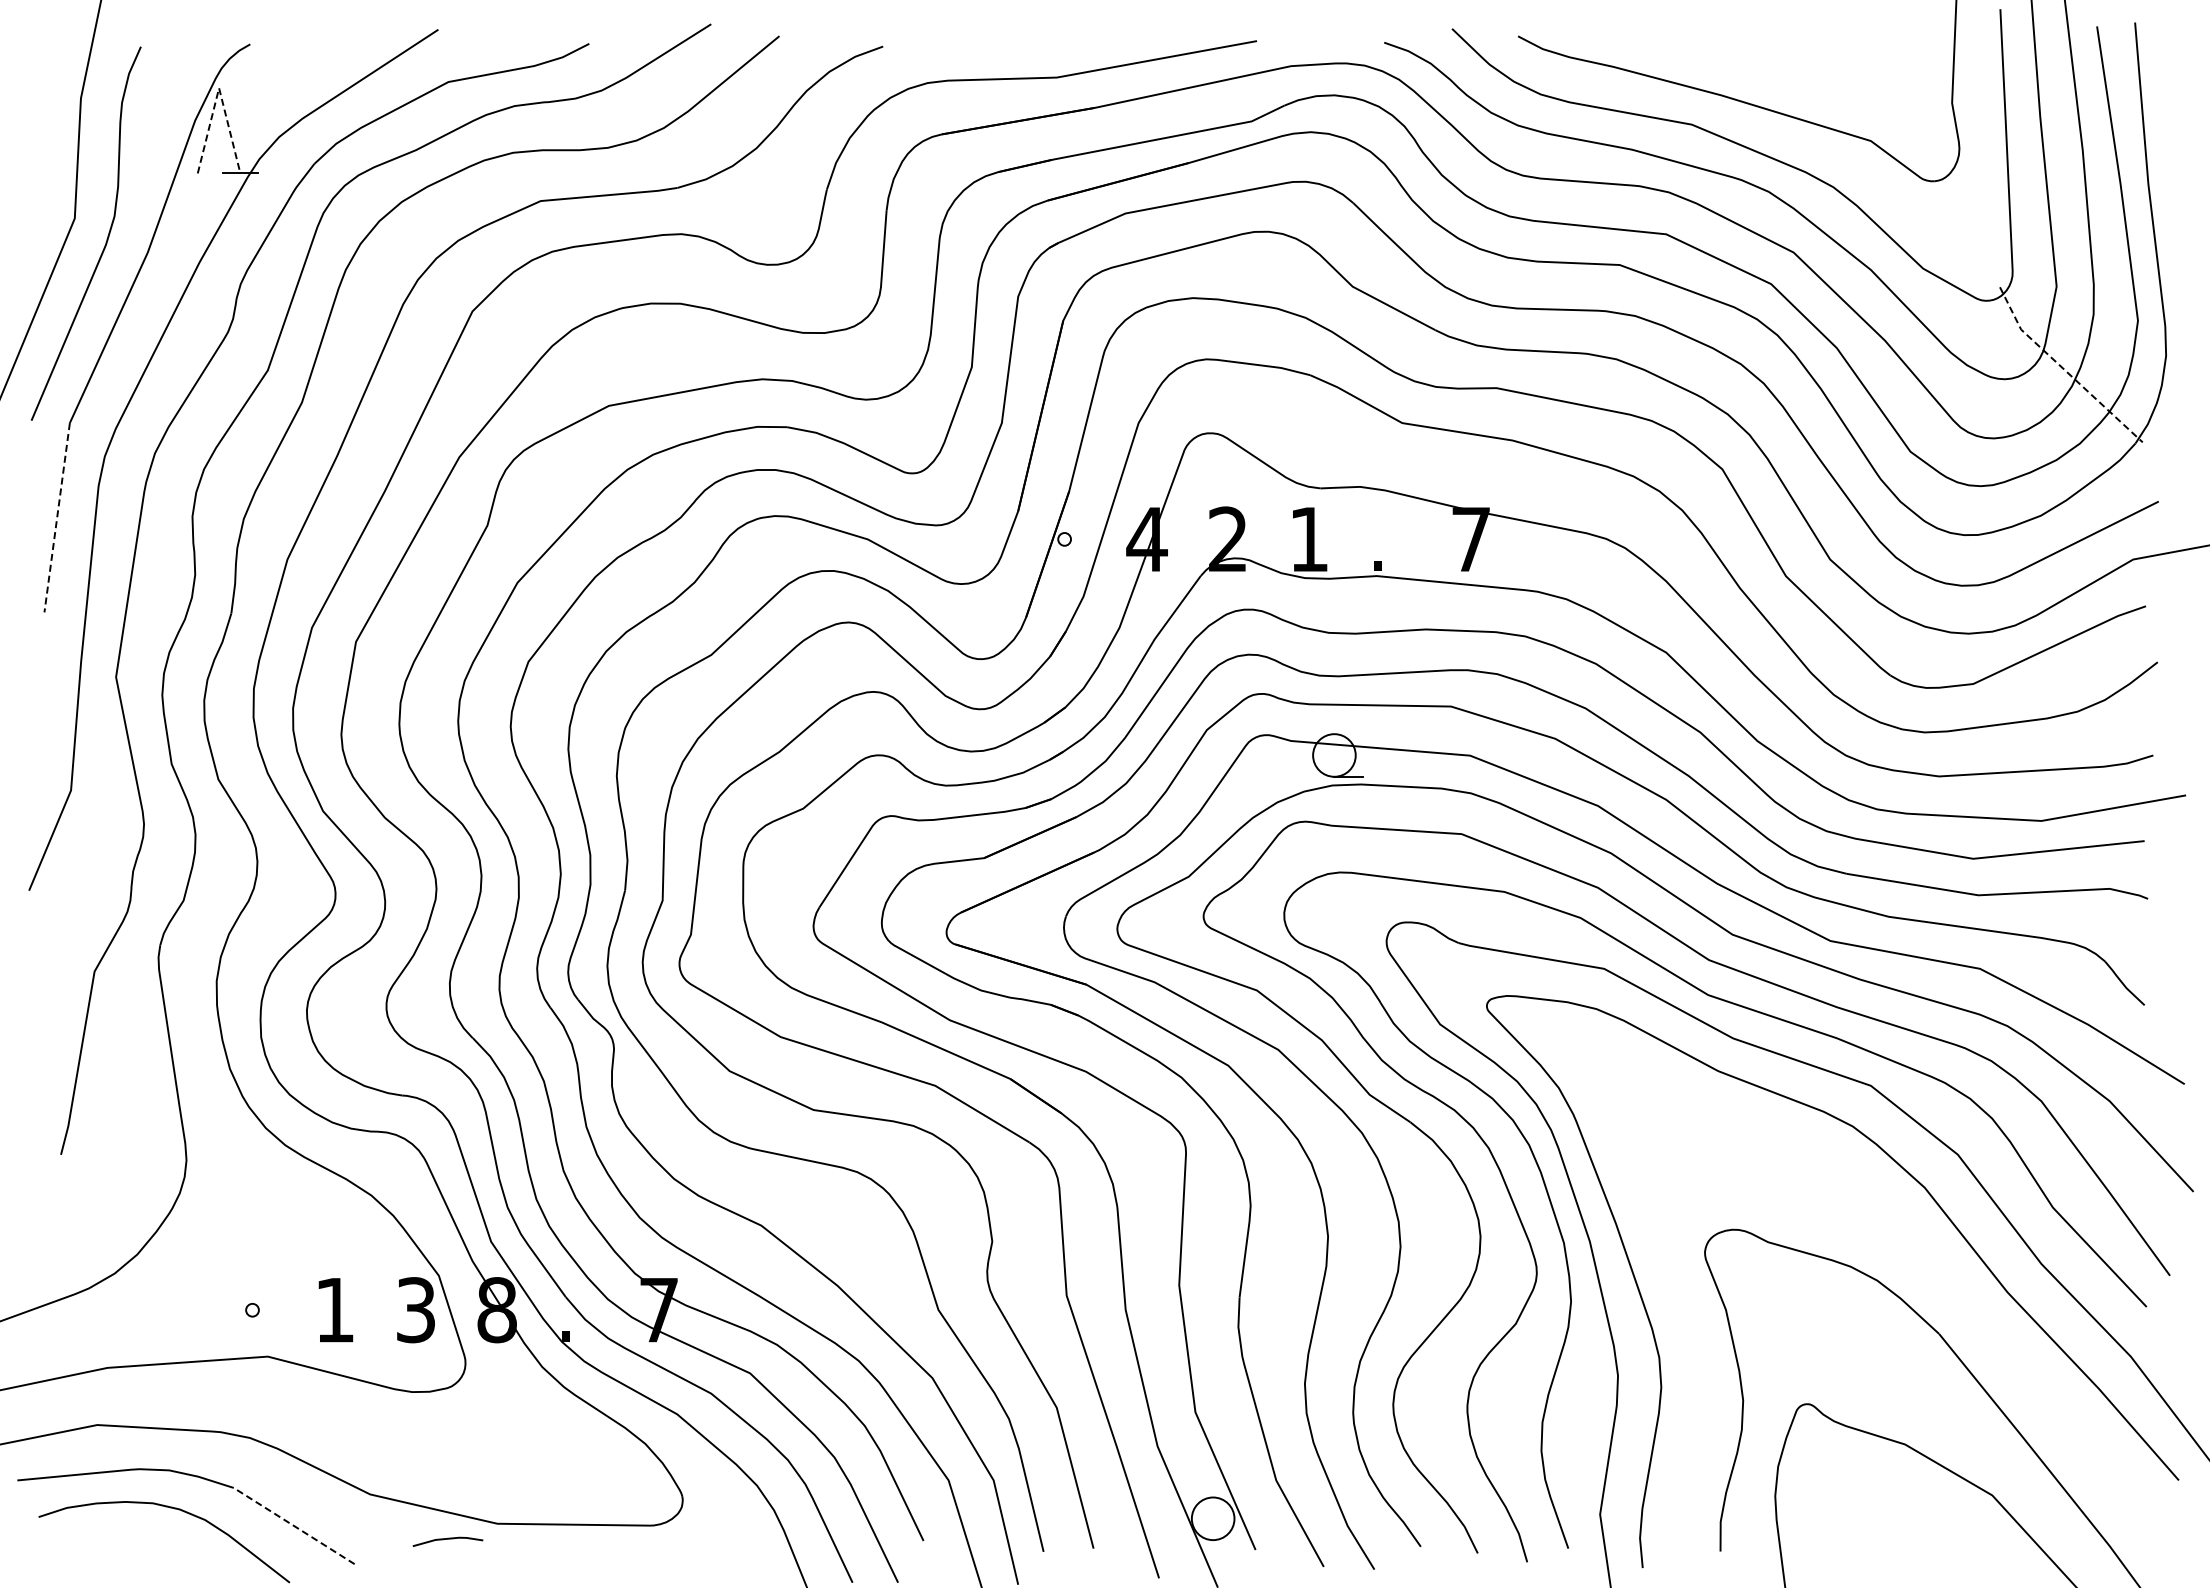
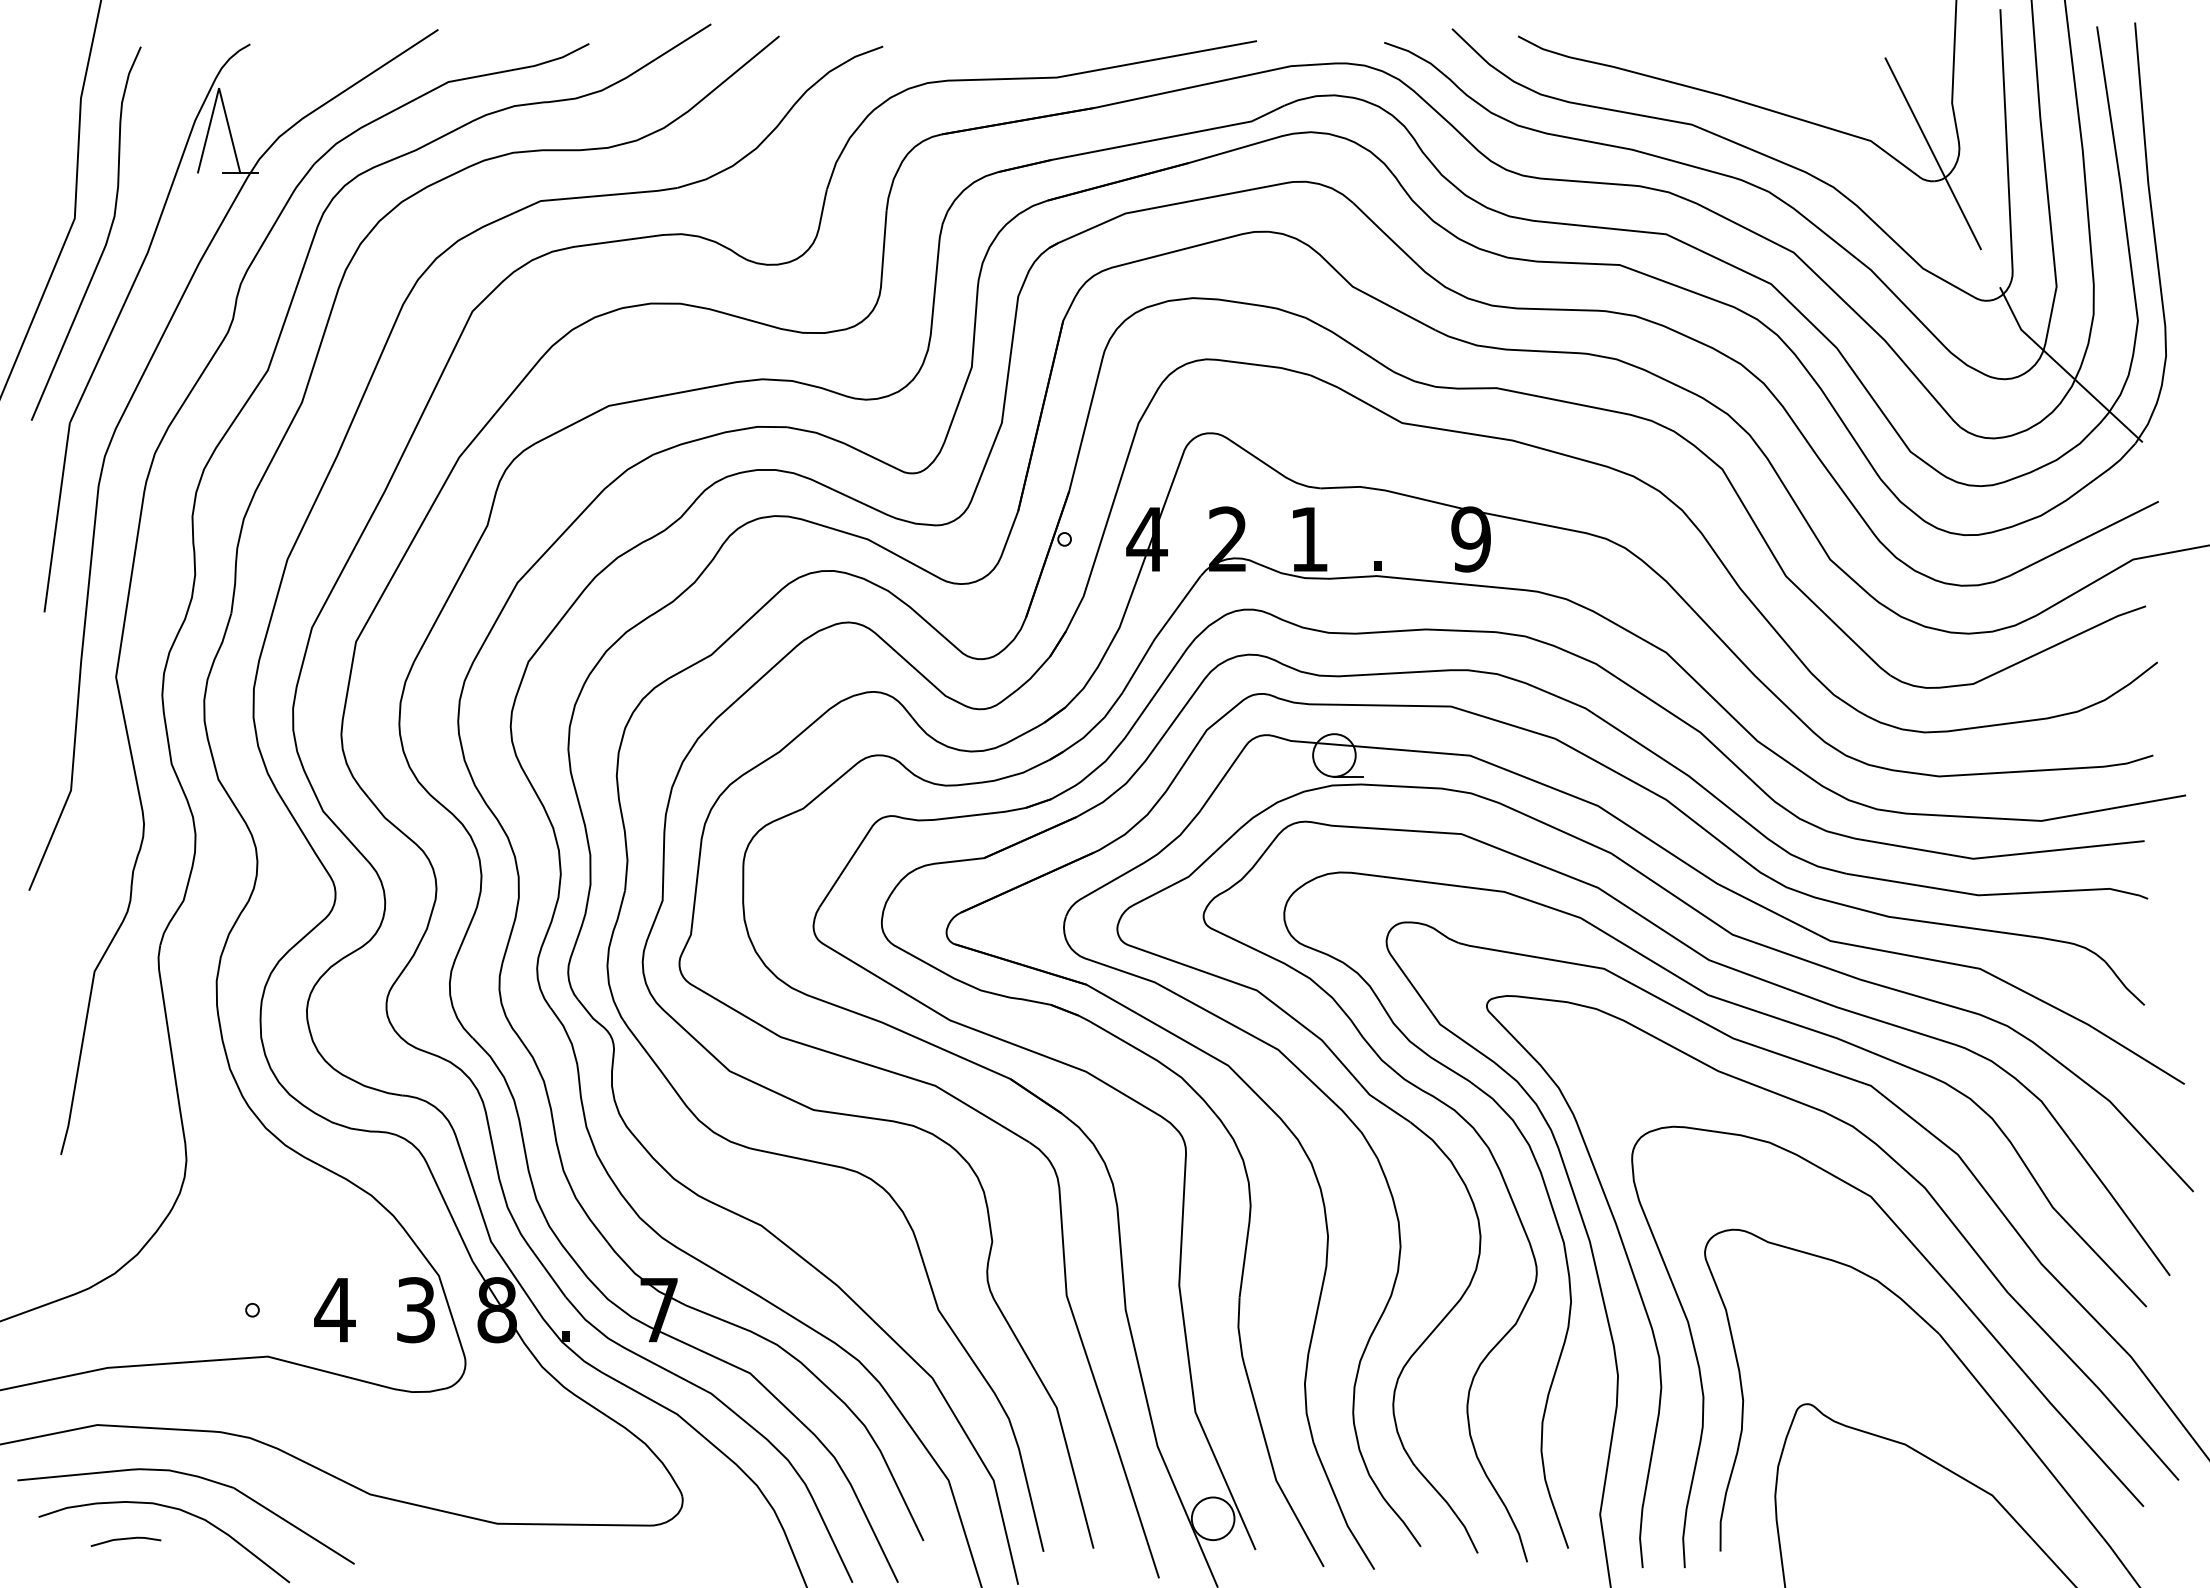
line: dashed -> solid (219, 88)
line: none -> present (1932, 153)
line: dashed -> solid (2064, 369)
line: dashed -> solid (57, 518)
text: 7 -> 9 (1470, 539)
curve: none -> present (1949, 1287)
text: 1 -> 4 (334, 1310)
line: dashed -> solid (293, 1525)
line position: (447, 1539) -> (125, 1539) (125, 1539)
